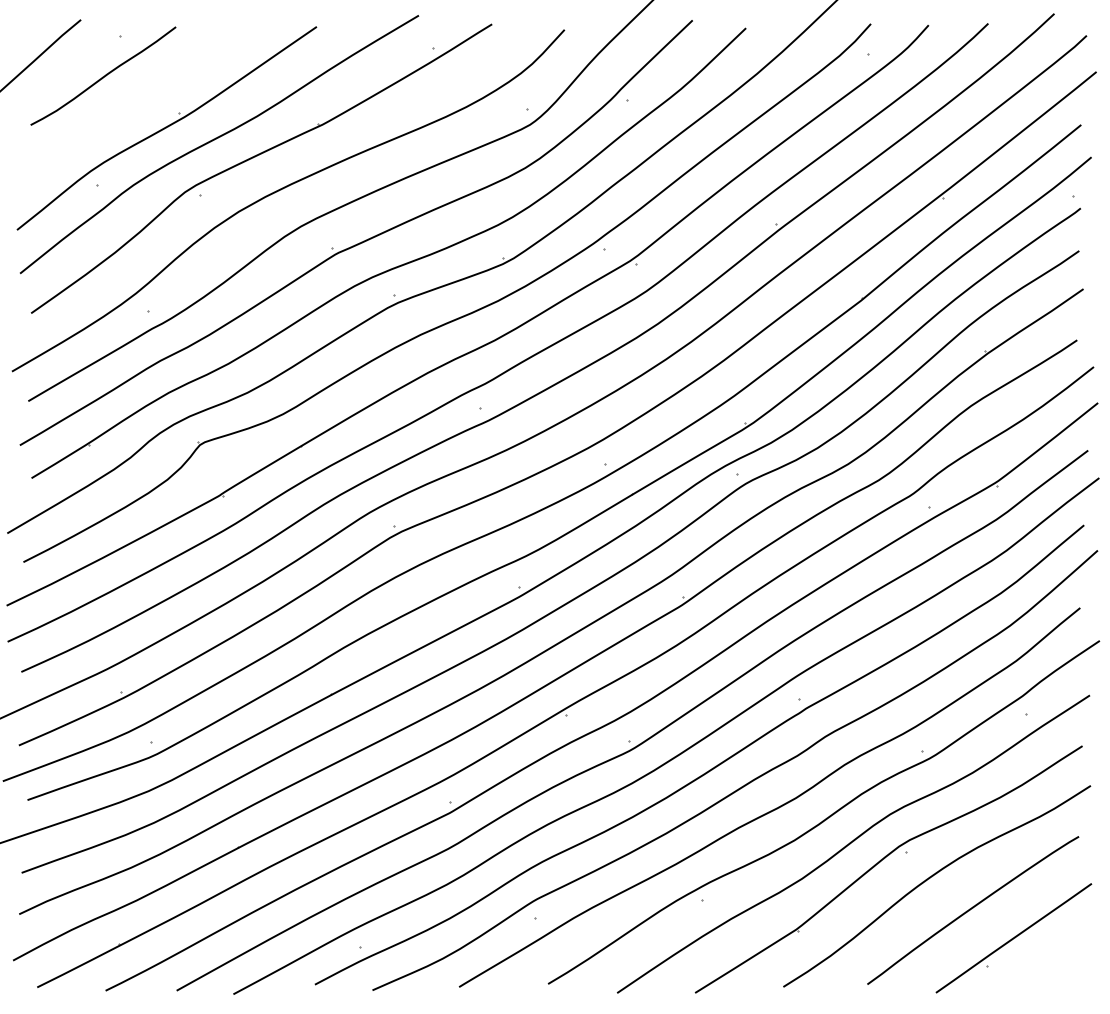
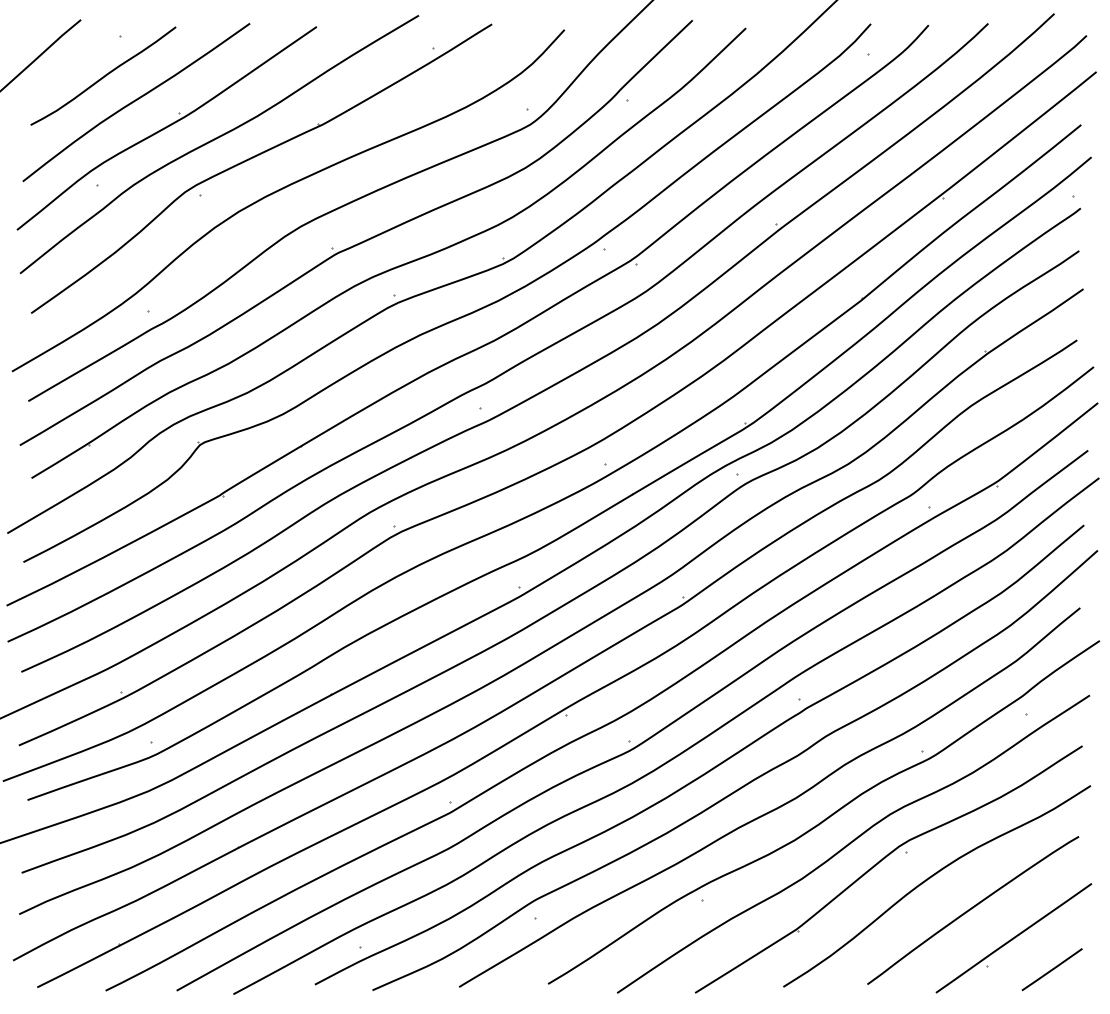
curve: none -> present (135, 101)
line: none -> present (1051, 969)
